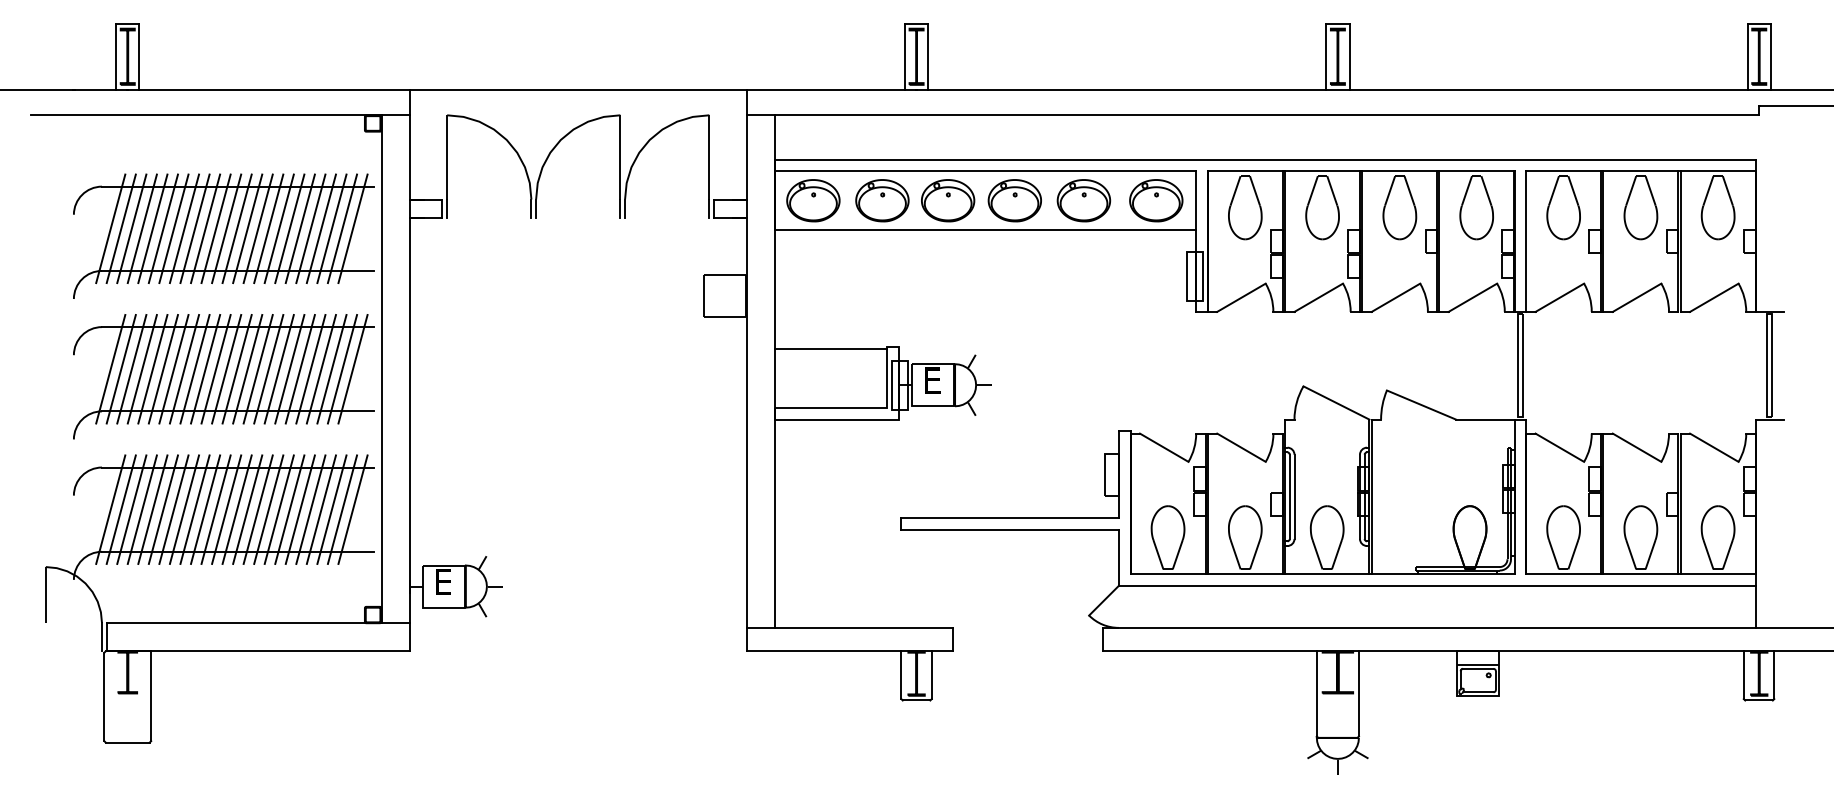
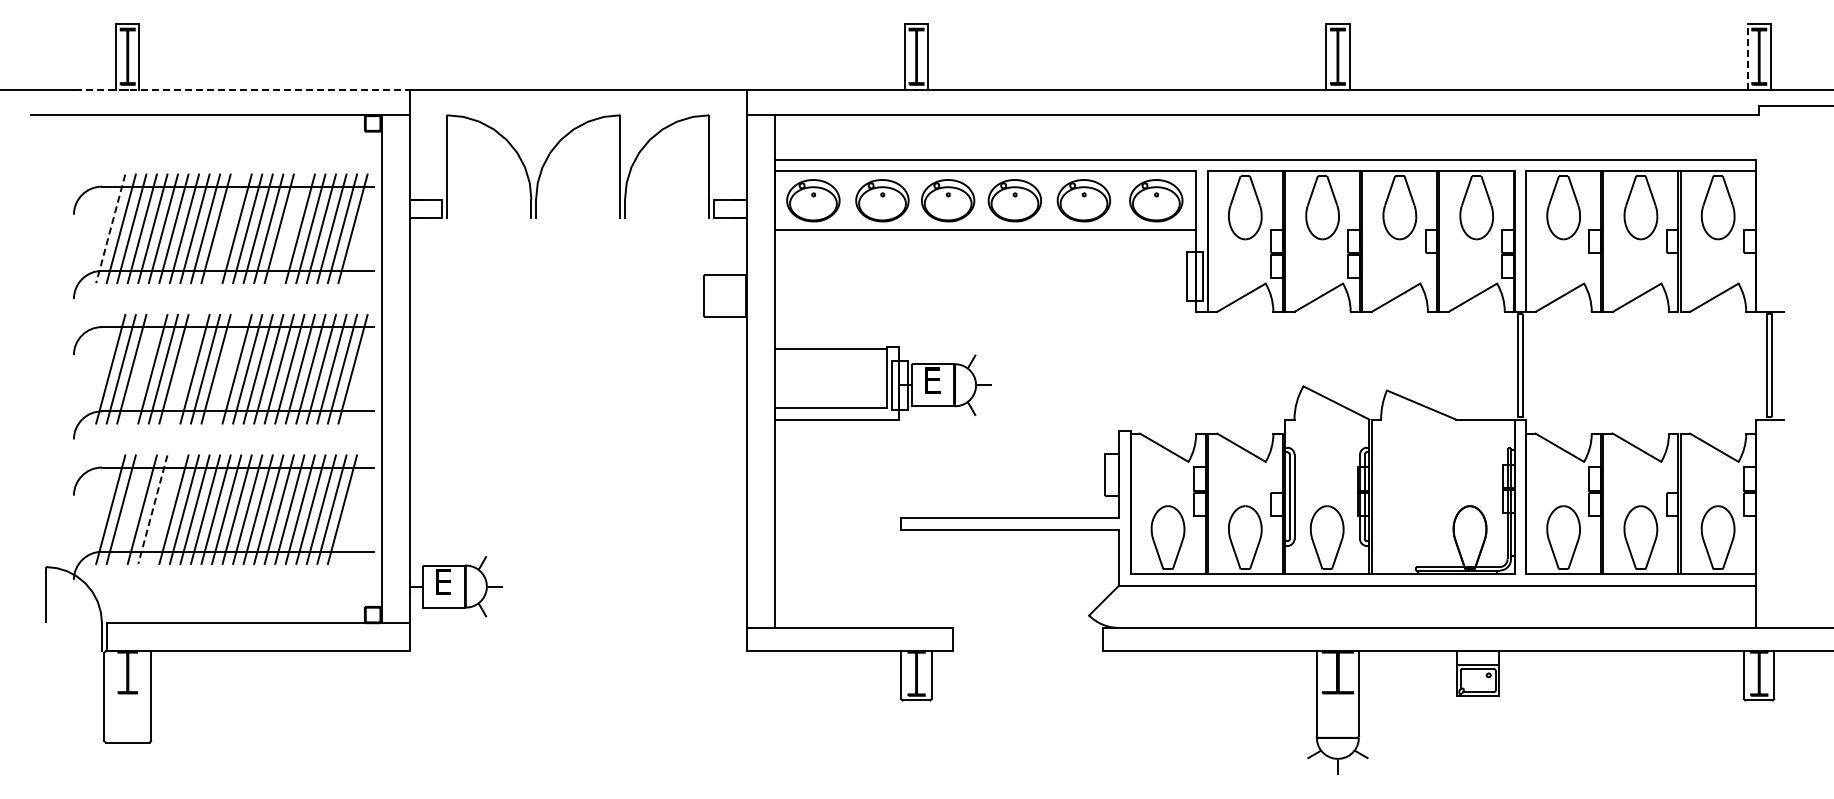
line: solid -> dashed (1747, 56)
line: solid -> dashed (242, 89)
line: present -> none (226, 228)
line: present -> none (289, 228)
line: solid -> dashed (110, 229)
line: present -> none (141, 369)
line: present -> none (184, 369)
line: present -> none (226, 369)
line: present -> none (131, 509)
line: present -> none (162, 509)
line: present -> none (352, 509)
line: solid -> dashed (152, 510)
